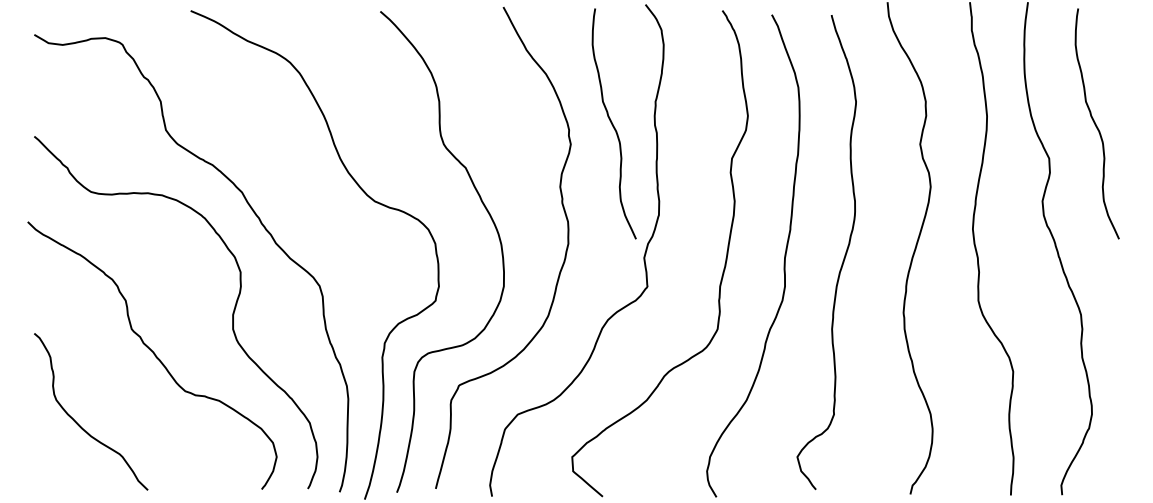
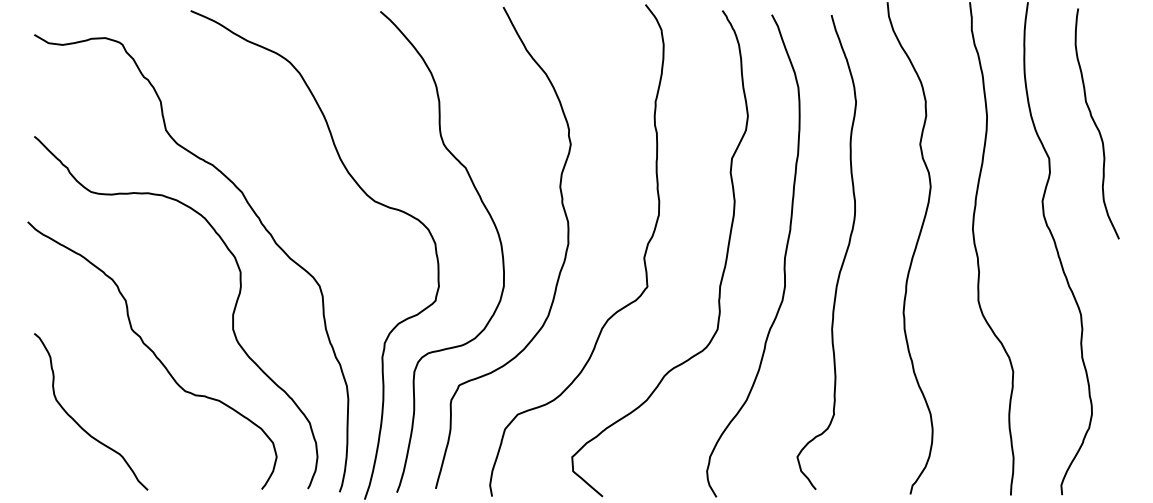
curve: present -> none (612, 123)
